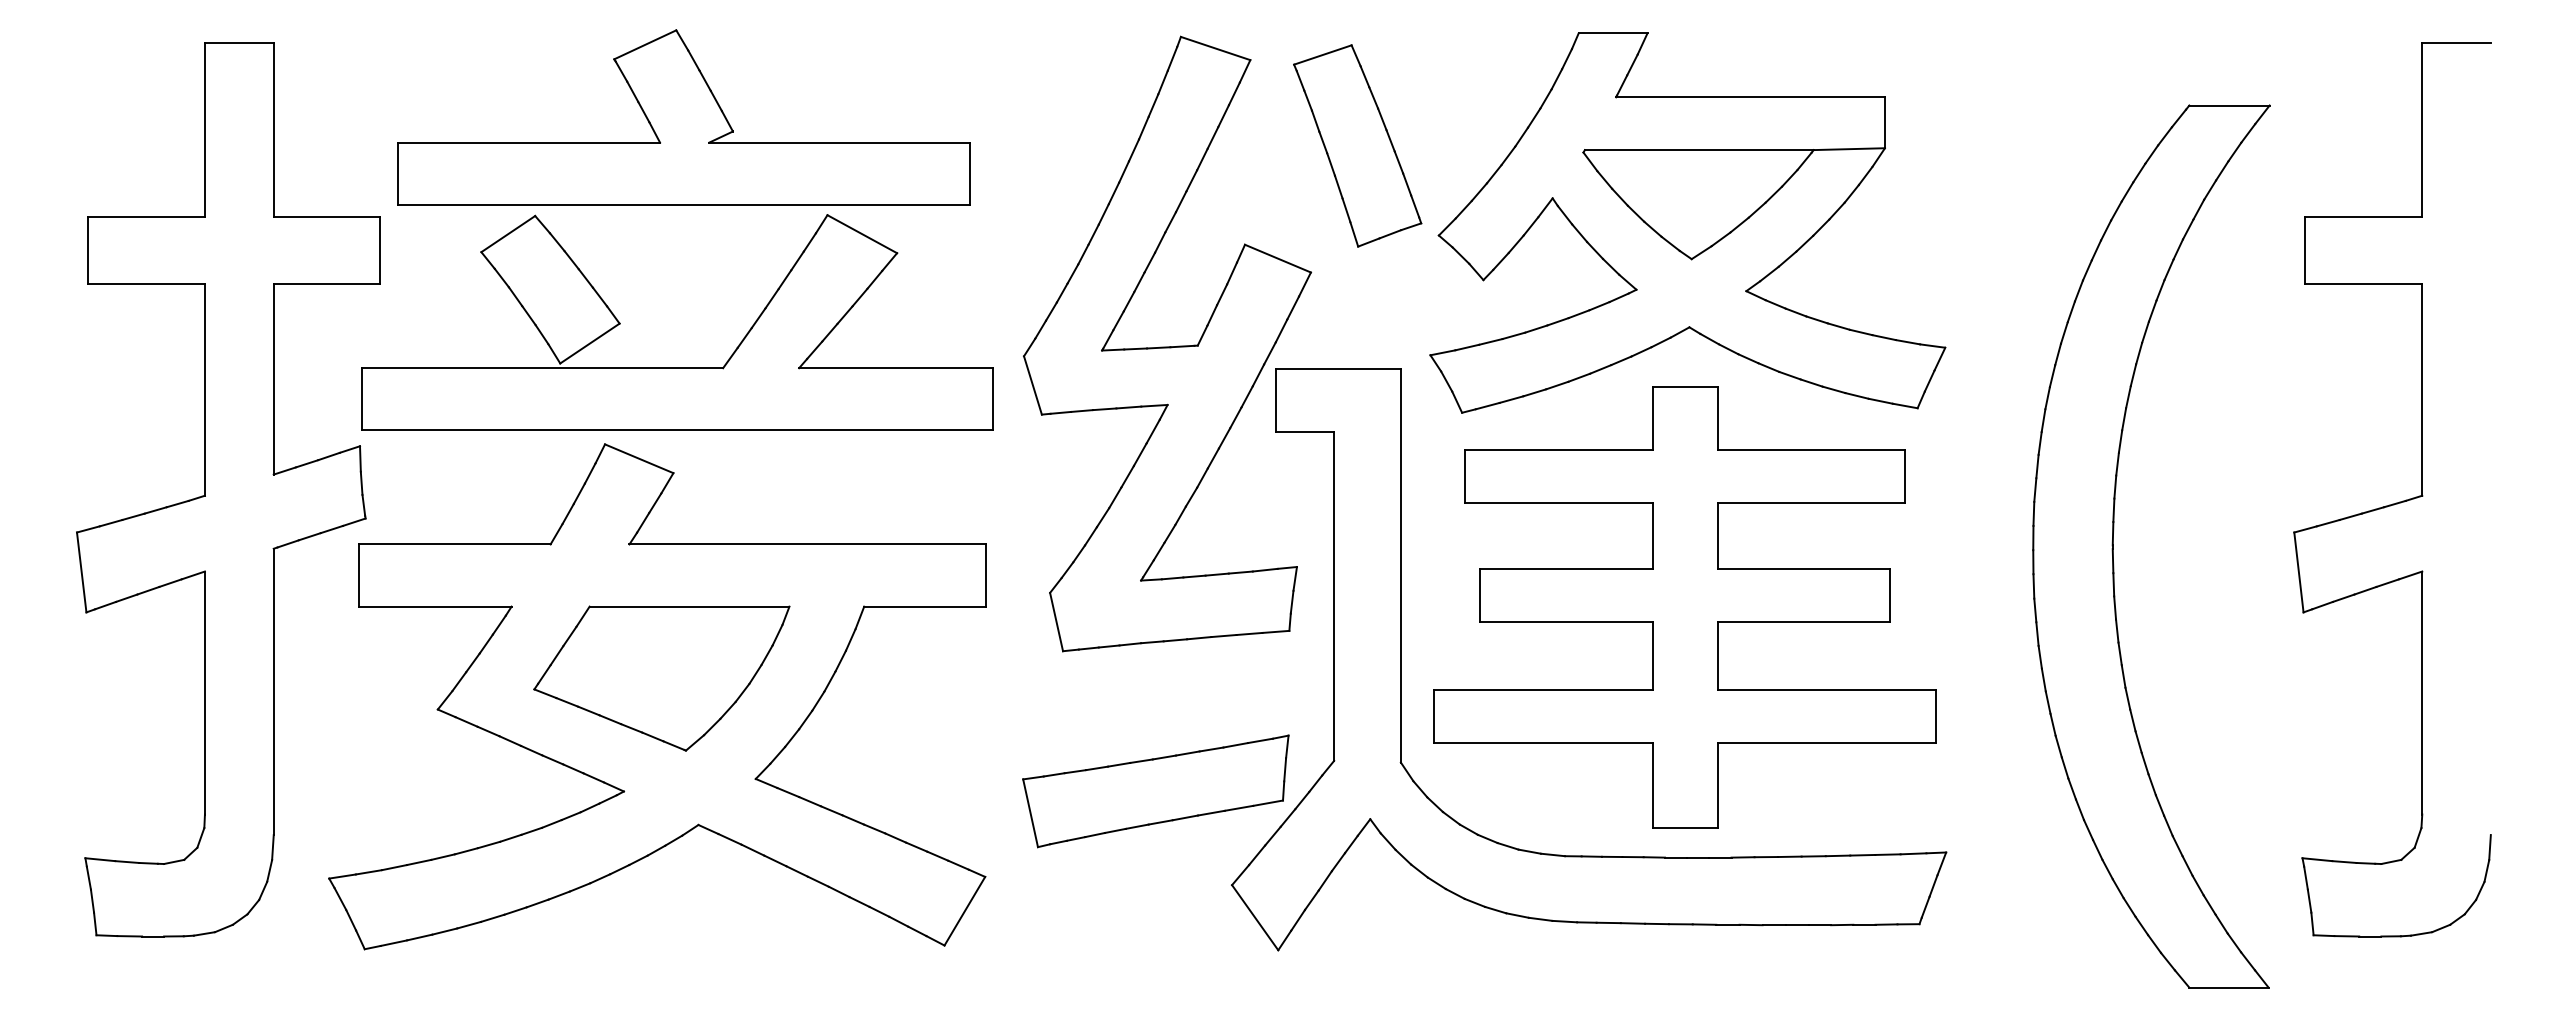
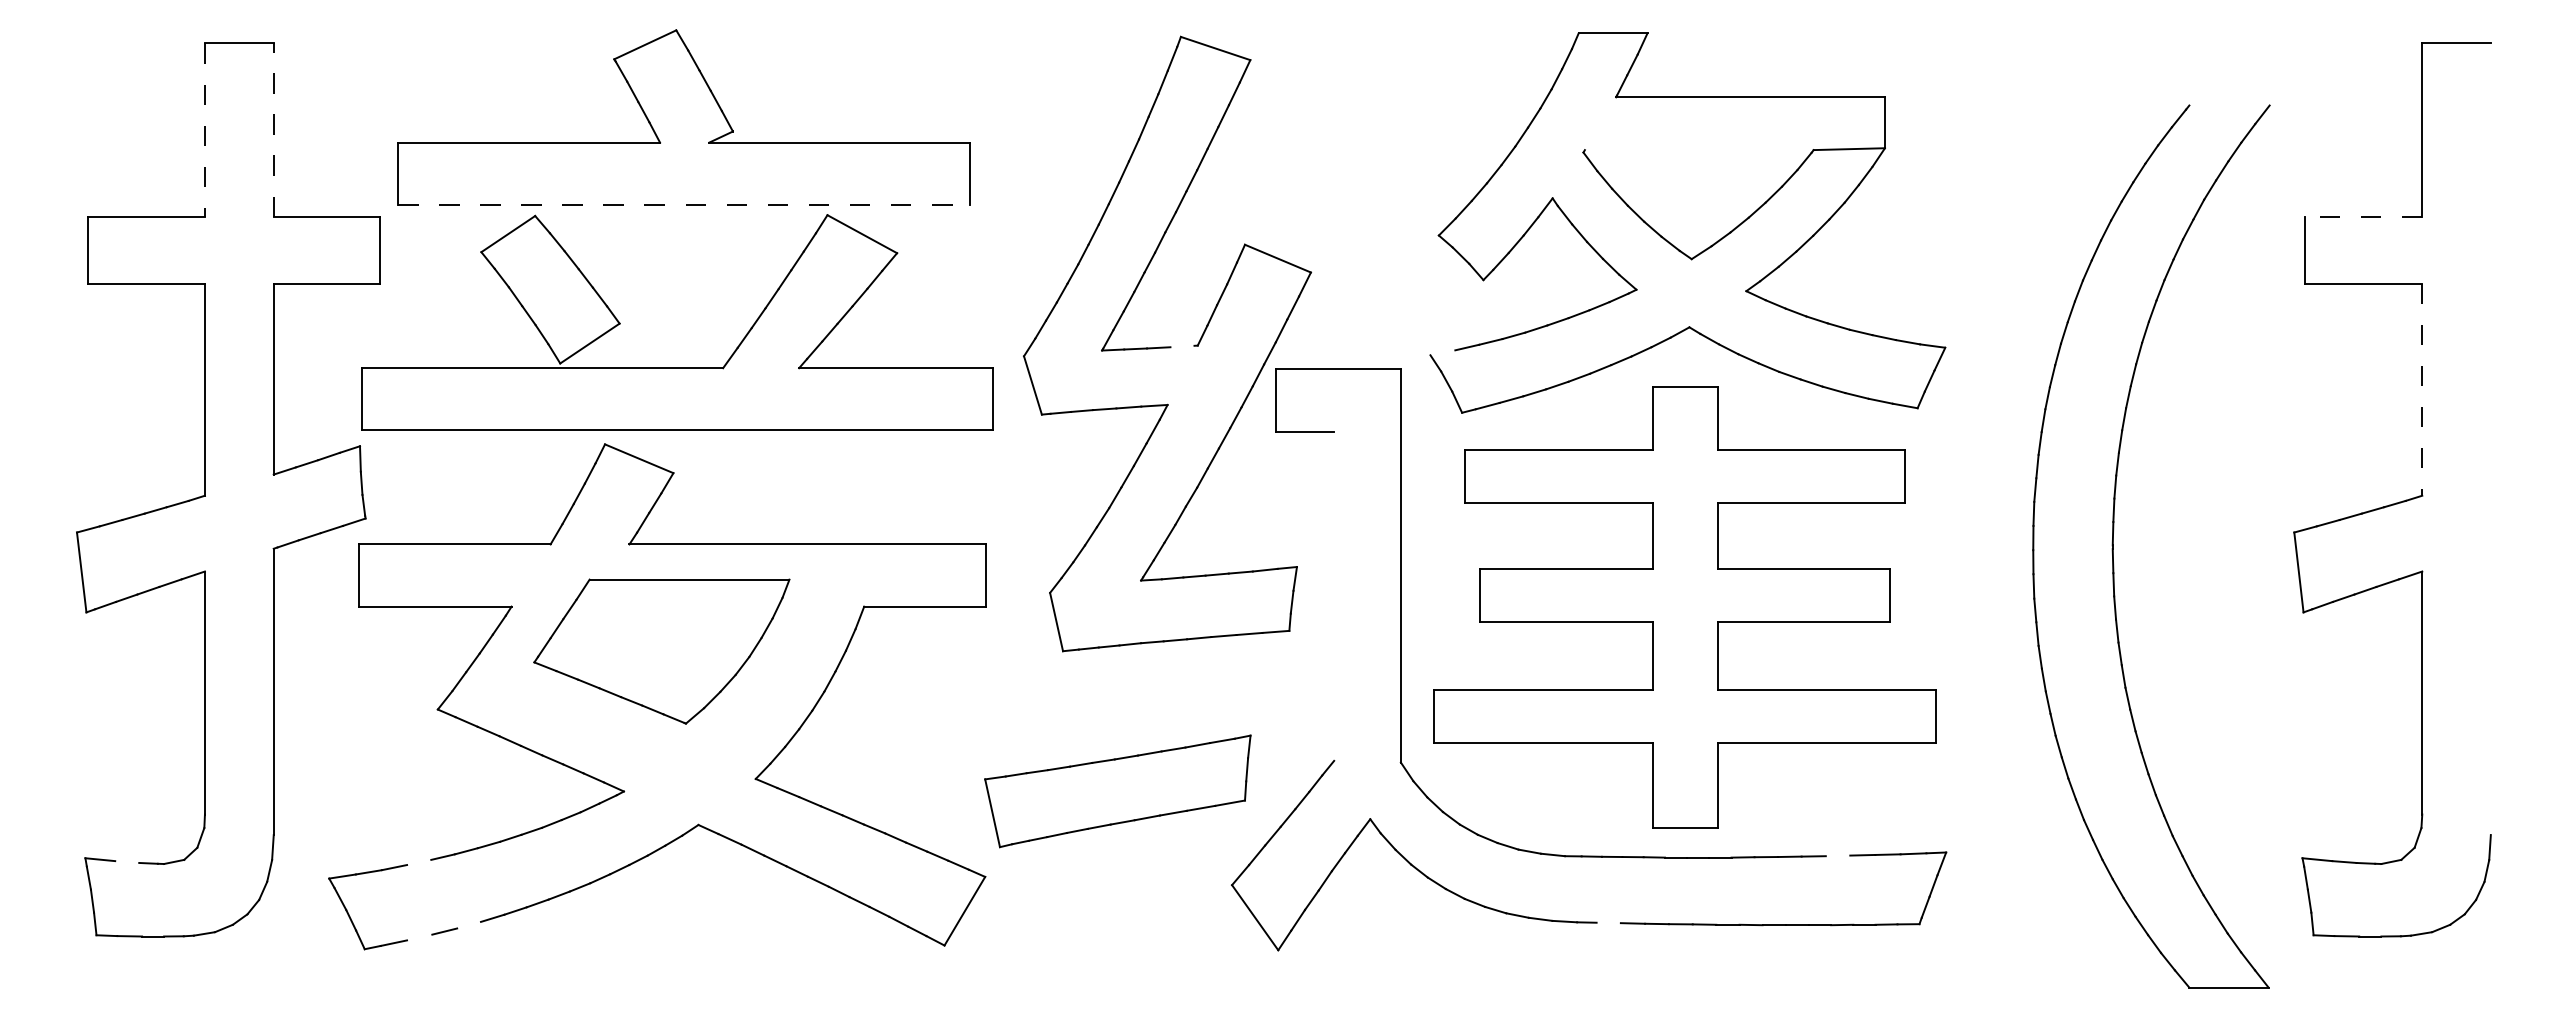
line: present -> none (2229, 105)
line: solid -> dashed (204, 130)
line: solid -> dashed (273, 130)
part: present -> none (1357, 145)
line: present -> none (1698, 150)
line: solid -> dashed (684, 204)
line: solid -> dashed (2363, 217)
line: present -> none (1182, 346)
line: present -> none (1442, 352)
line: solid -> dashed (2422, 390)
line: present -> none (1334, 596)
part position: (661, 678) -> (661, 651) (661, 651)
part position: (1155, 791) -> (1117, 791) (1117, 791)
line: present -> none (1837, 855)
line: present -> none (127, 861)
line: present -> none (419, 862)
line: present -> none (1608, 922)
line: present -> none (468, 924)
line: present -> none (419, 937)
